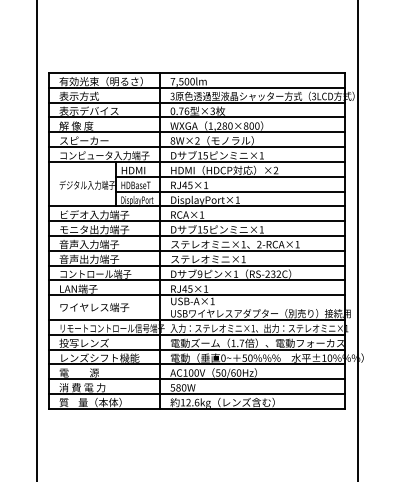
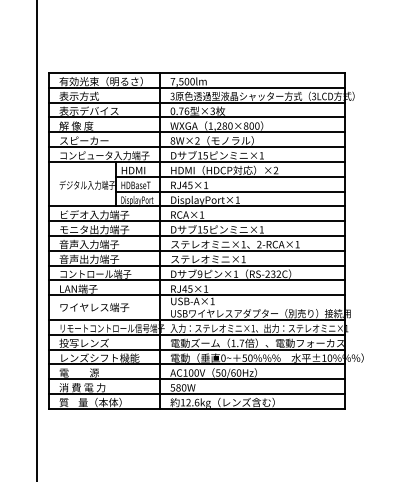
line: present -> none (357, 240)
